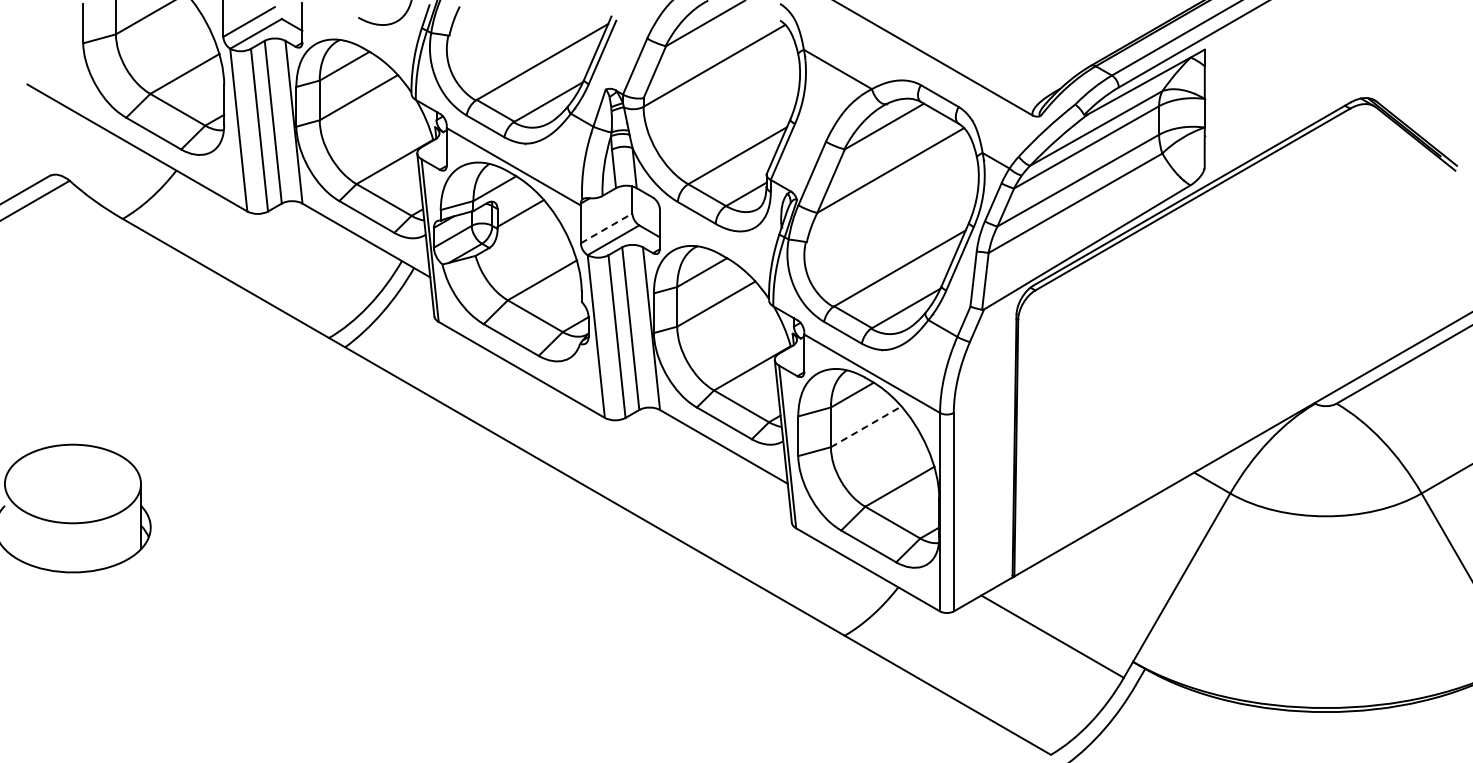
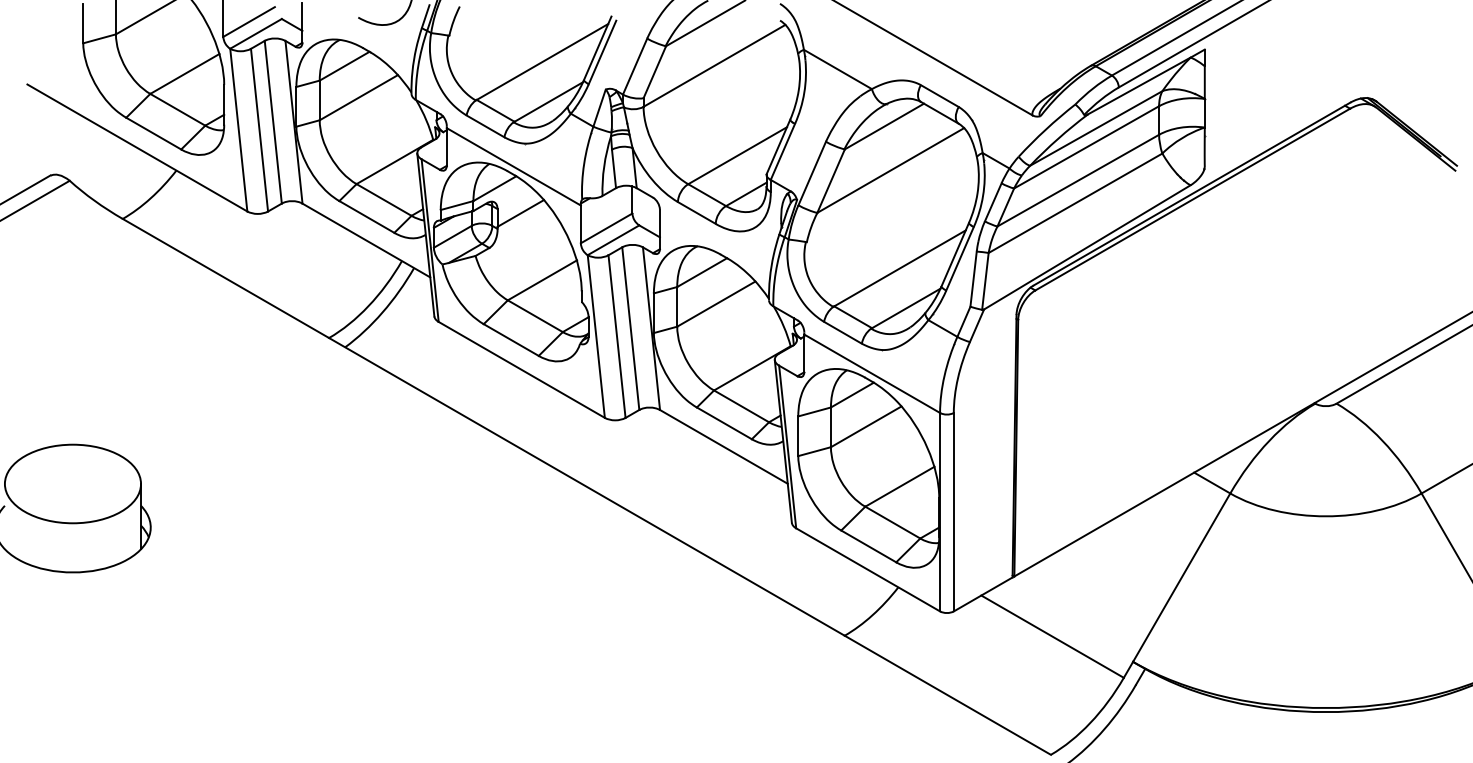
line: dashed -> solid (606, 228)
line: dashed -> solid (866, 426)
